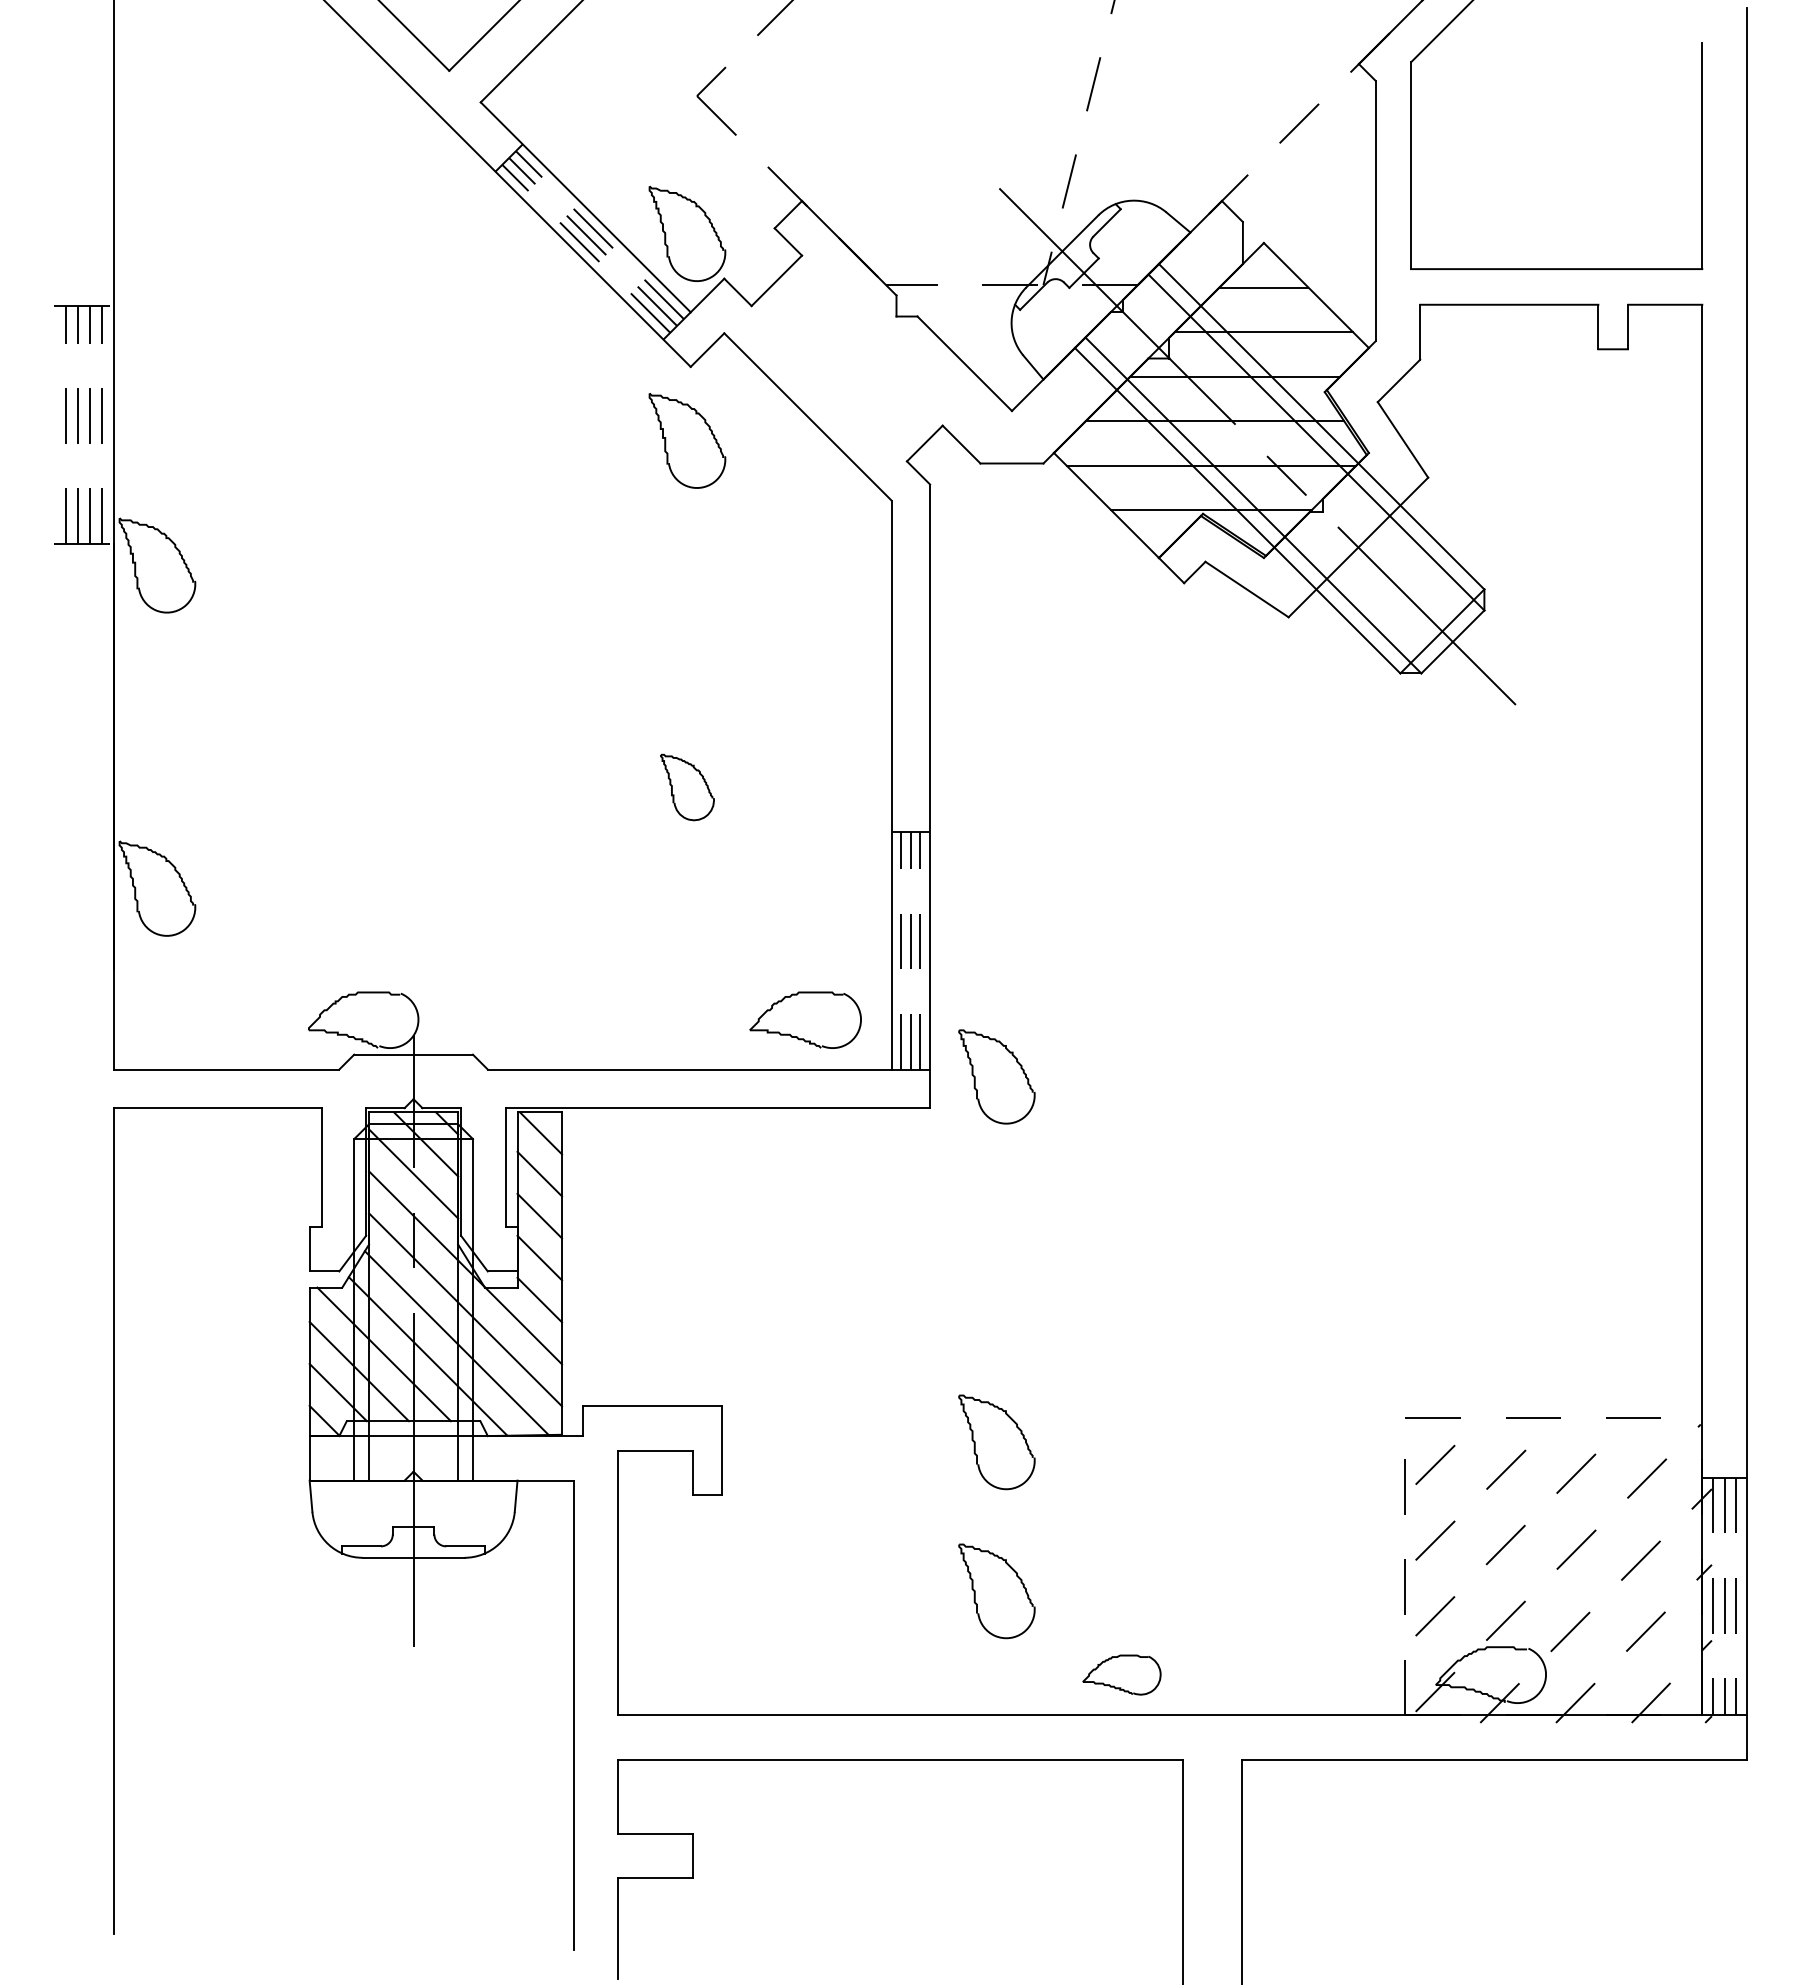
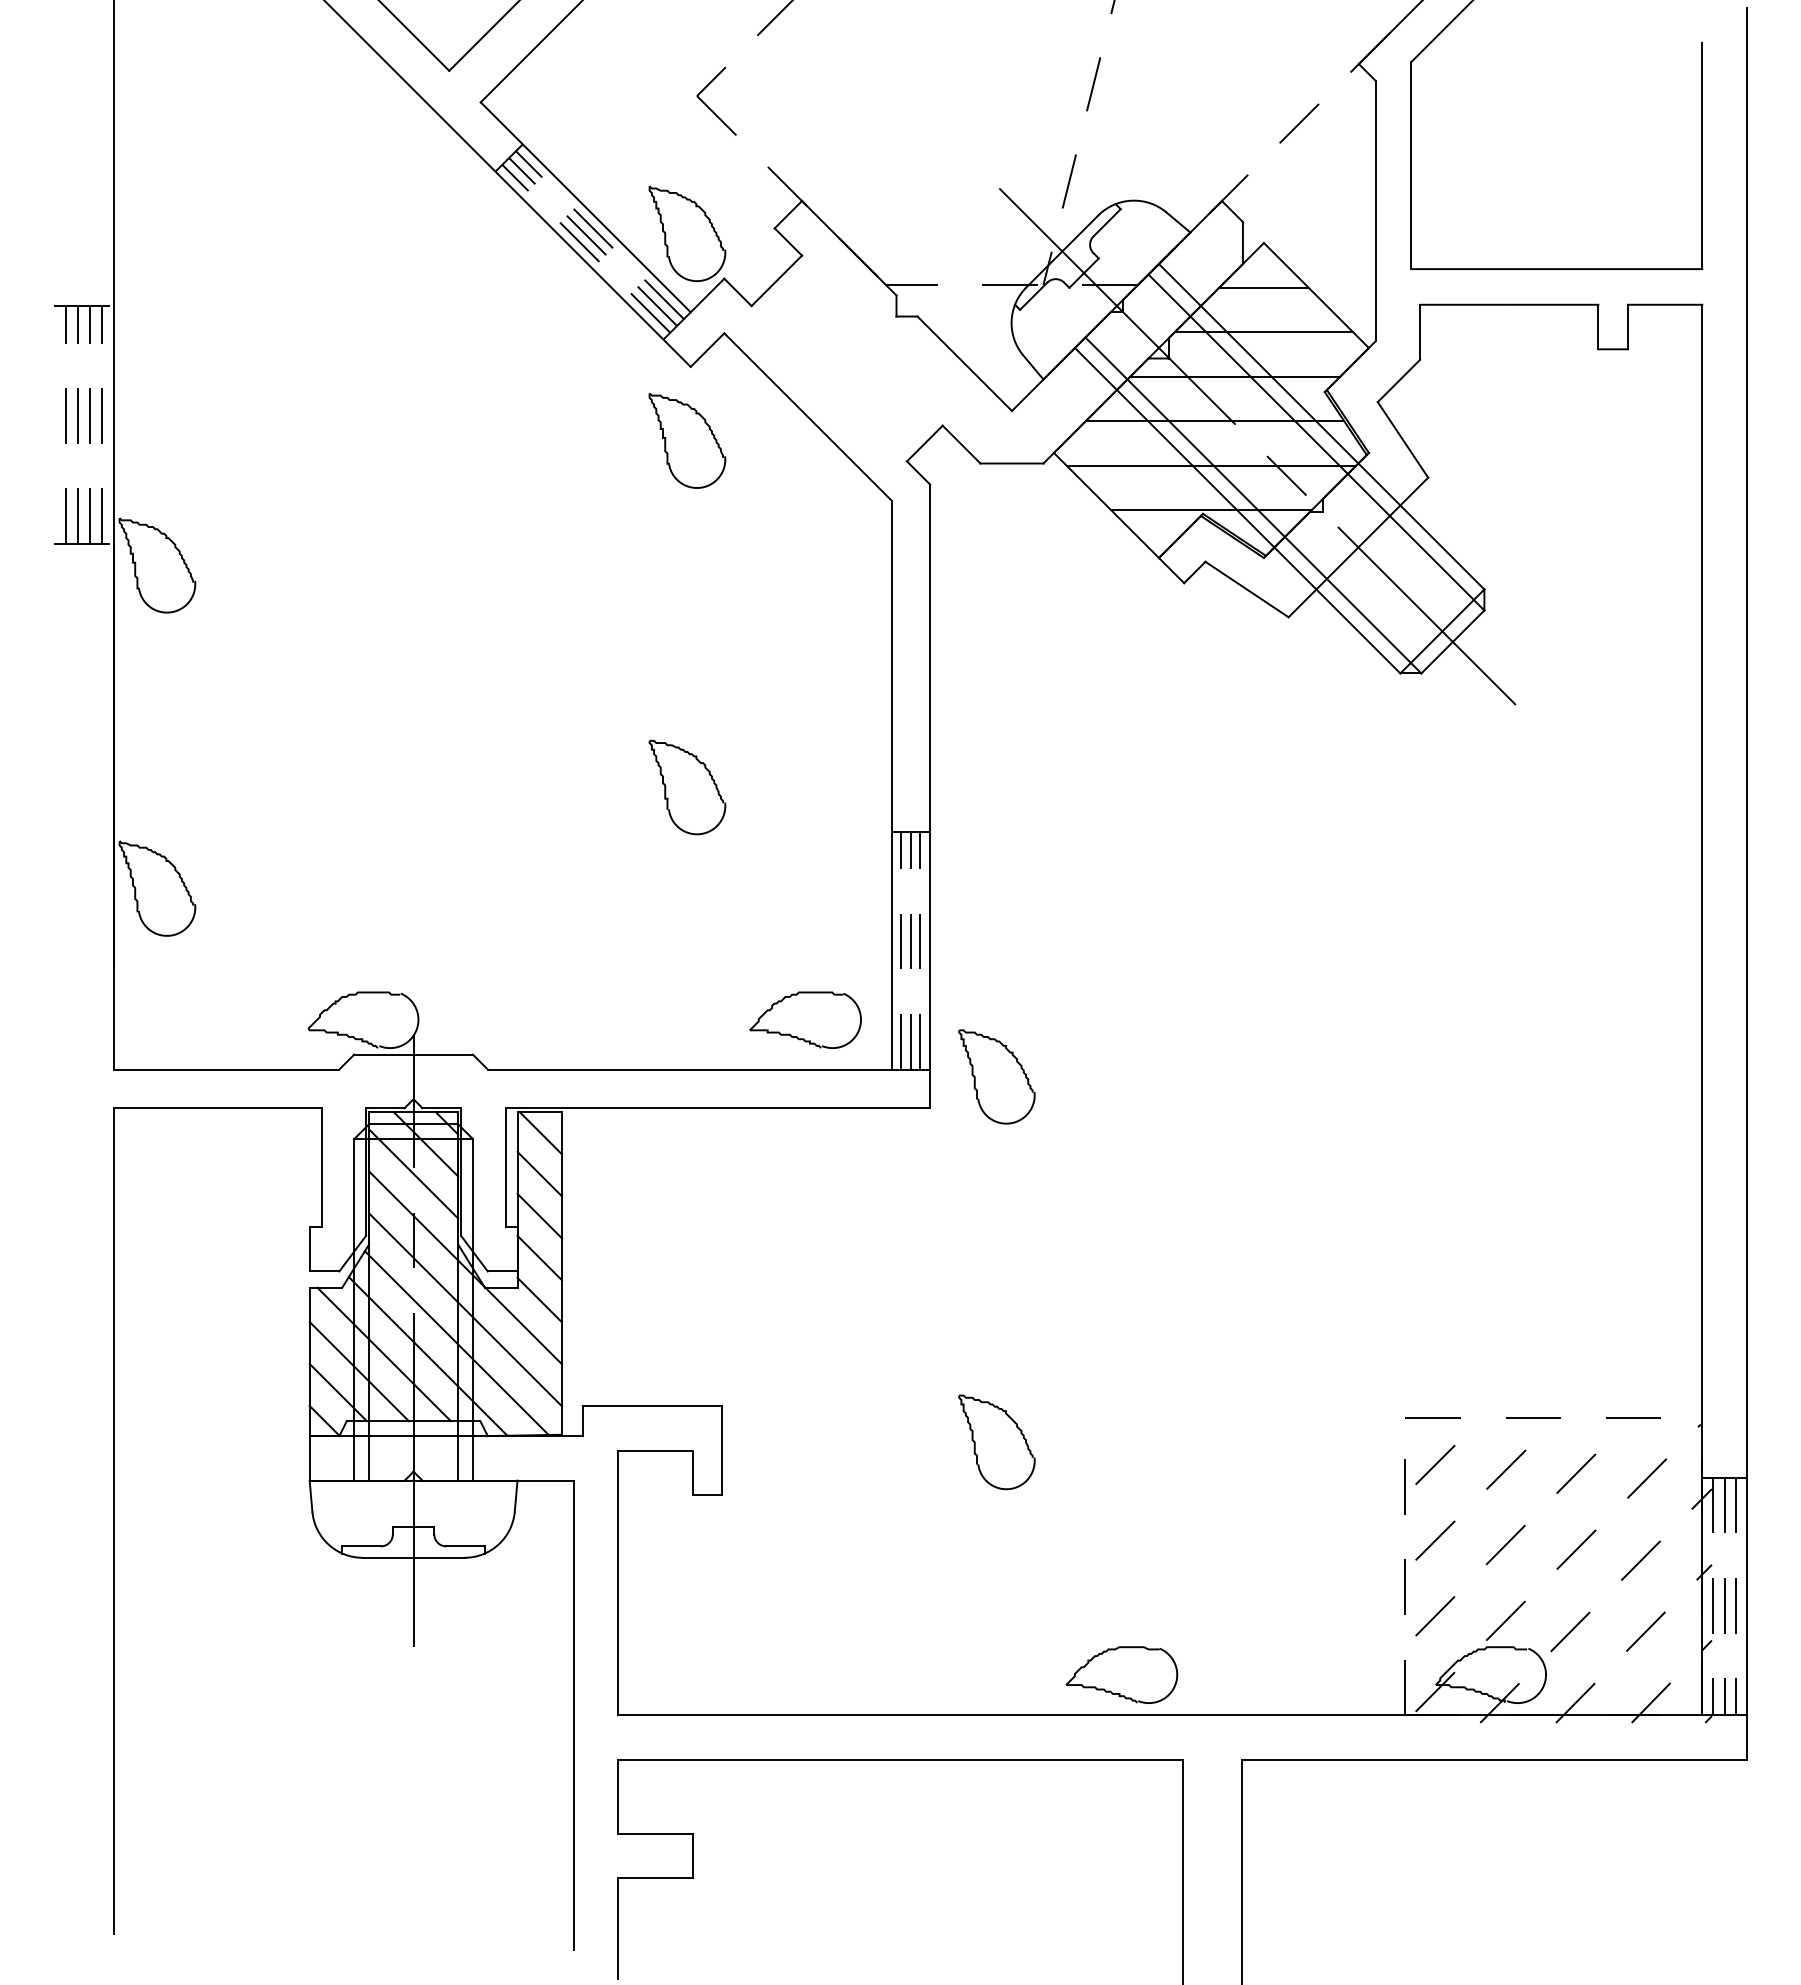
part size: 55x69 px -> 79x97 px (687, 787)
part: present -> none (996, 1591)
part size: 80x42 px -> 114x58 px (1121, 1674)
